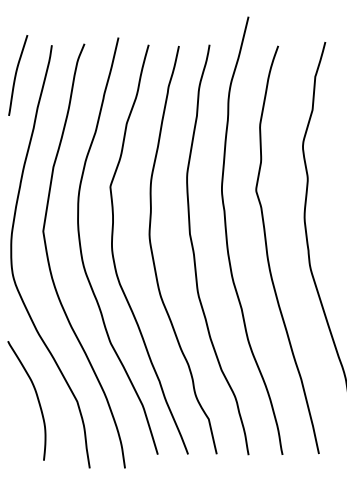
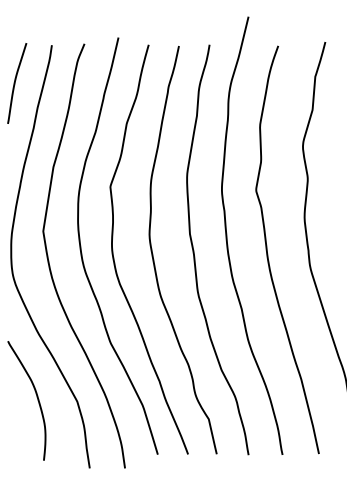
curve position: (16, 75) -> (15, 83) (15, 83)
